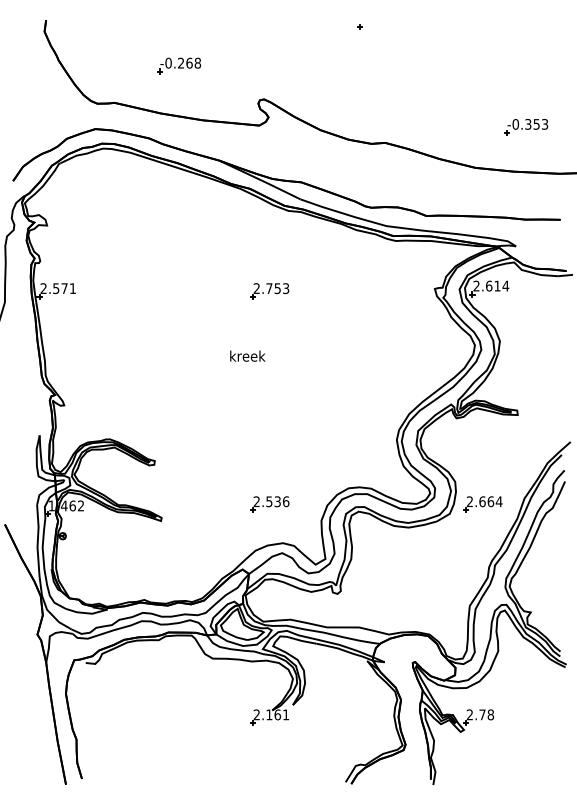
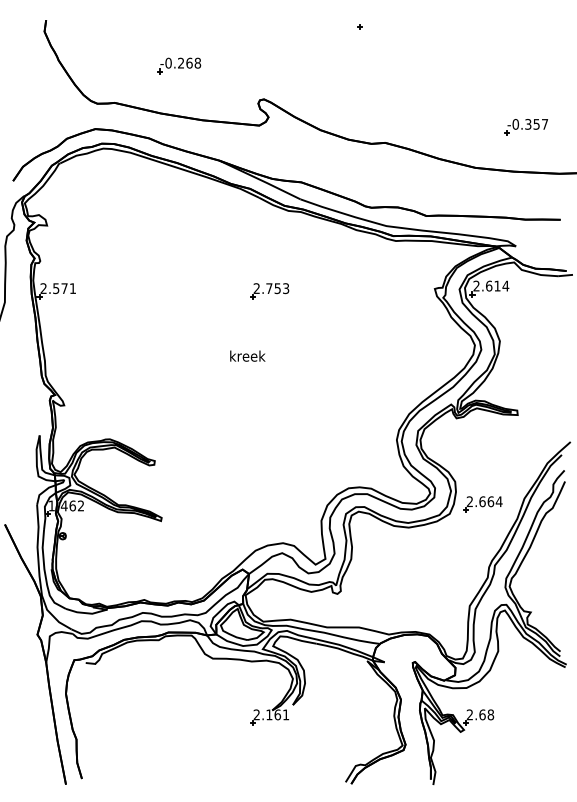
text: -0.353 -> -0.357 (544, 124)
part: present -> none (269, 504)
text: 2.78 -> 2.68 (482, 714)
